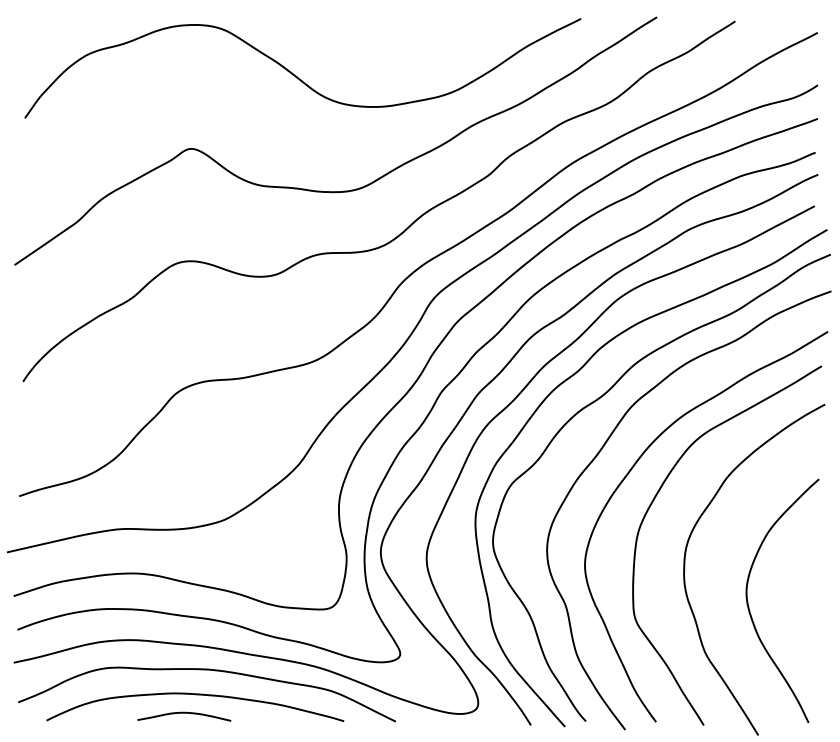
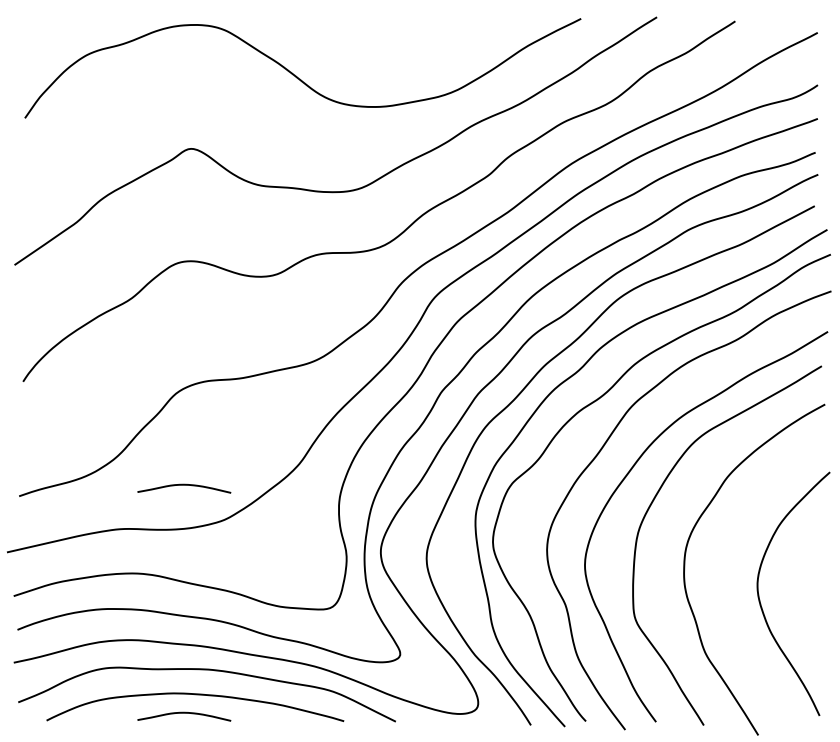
curve: none -> present (184, 485)
curve position: (750, 610) -> (761, 603) (761, 603)
